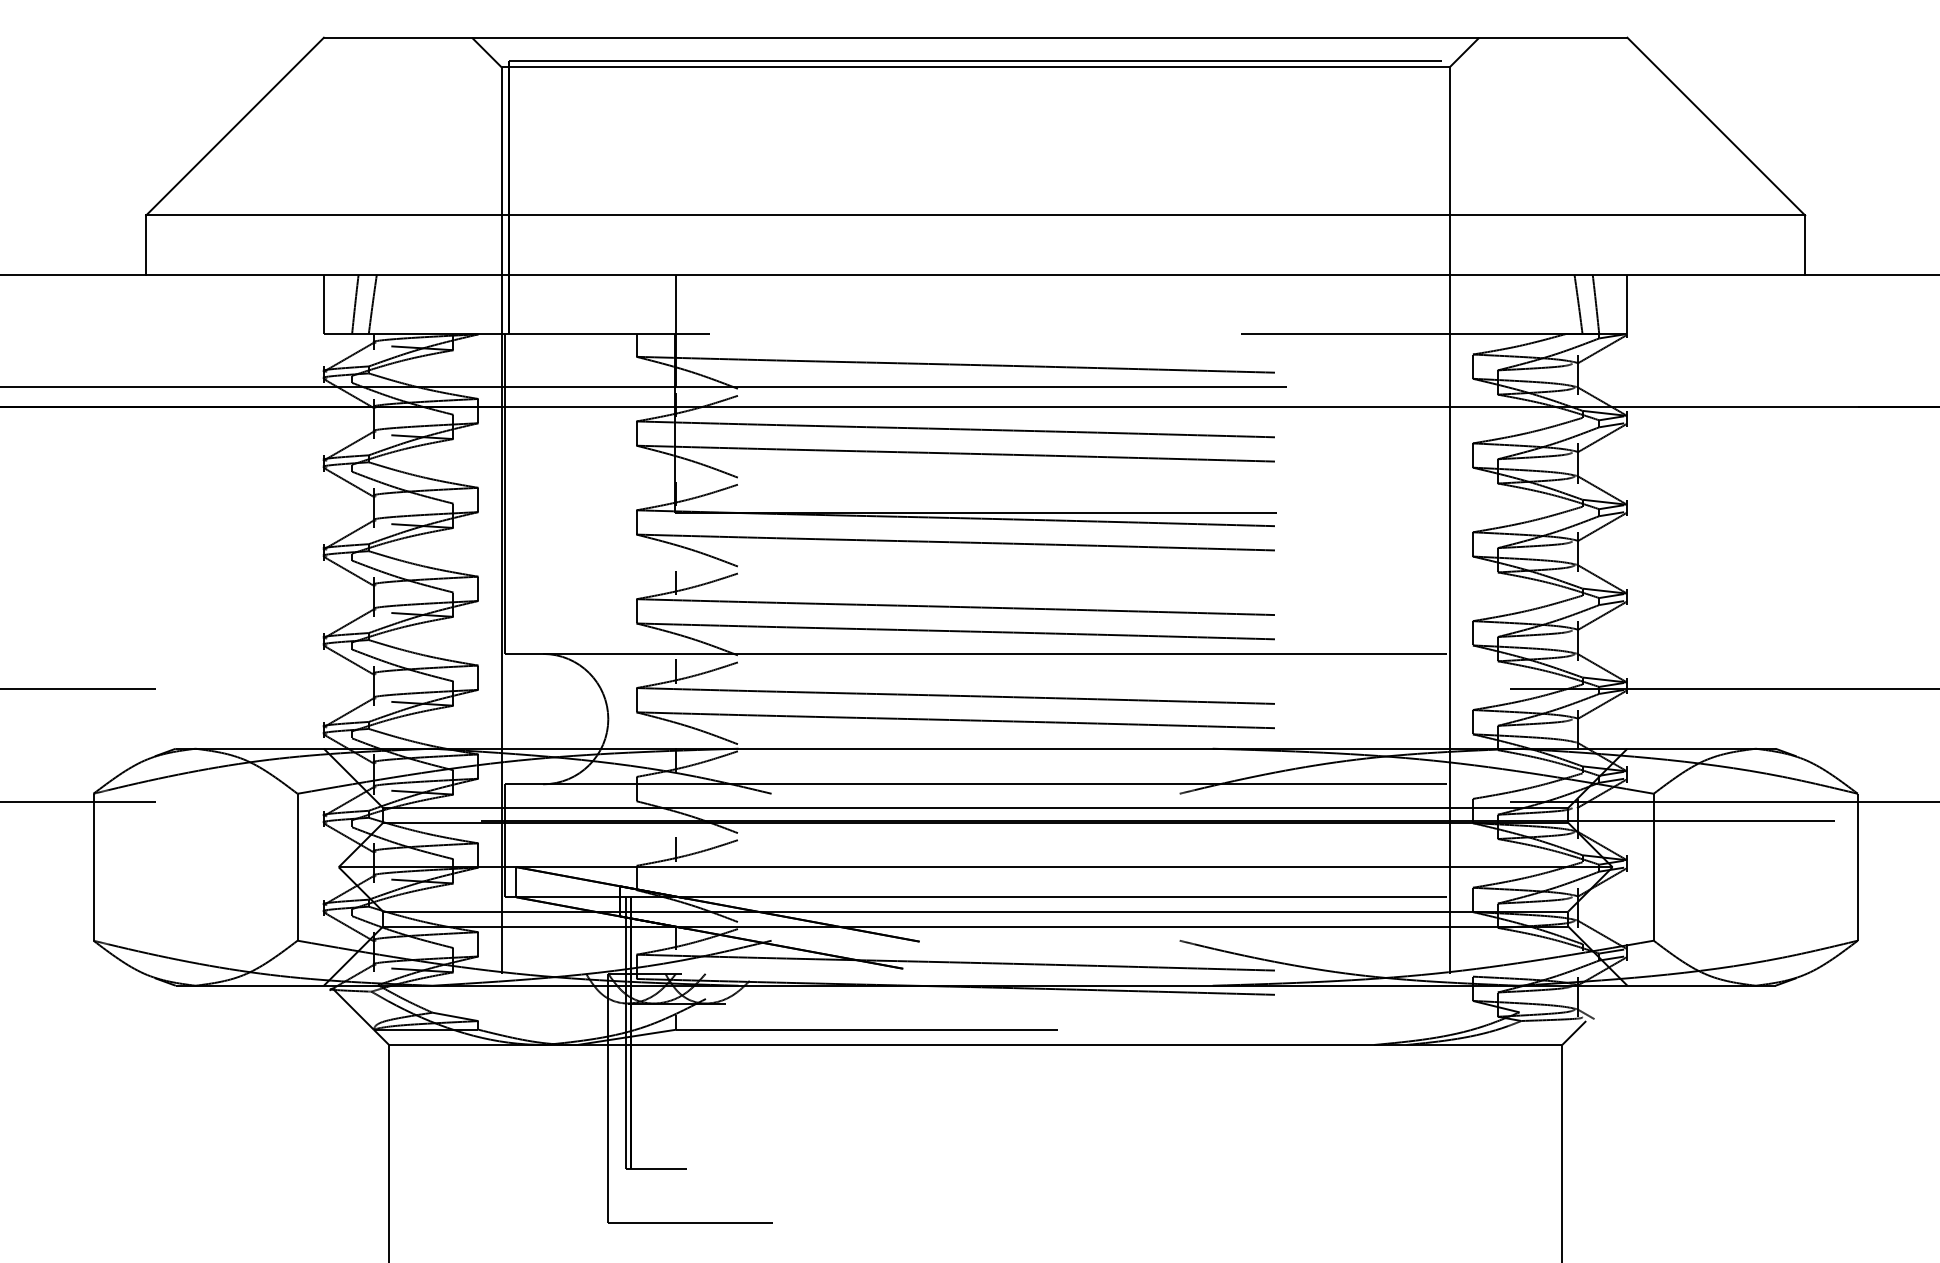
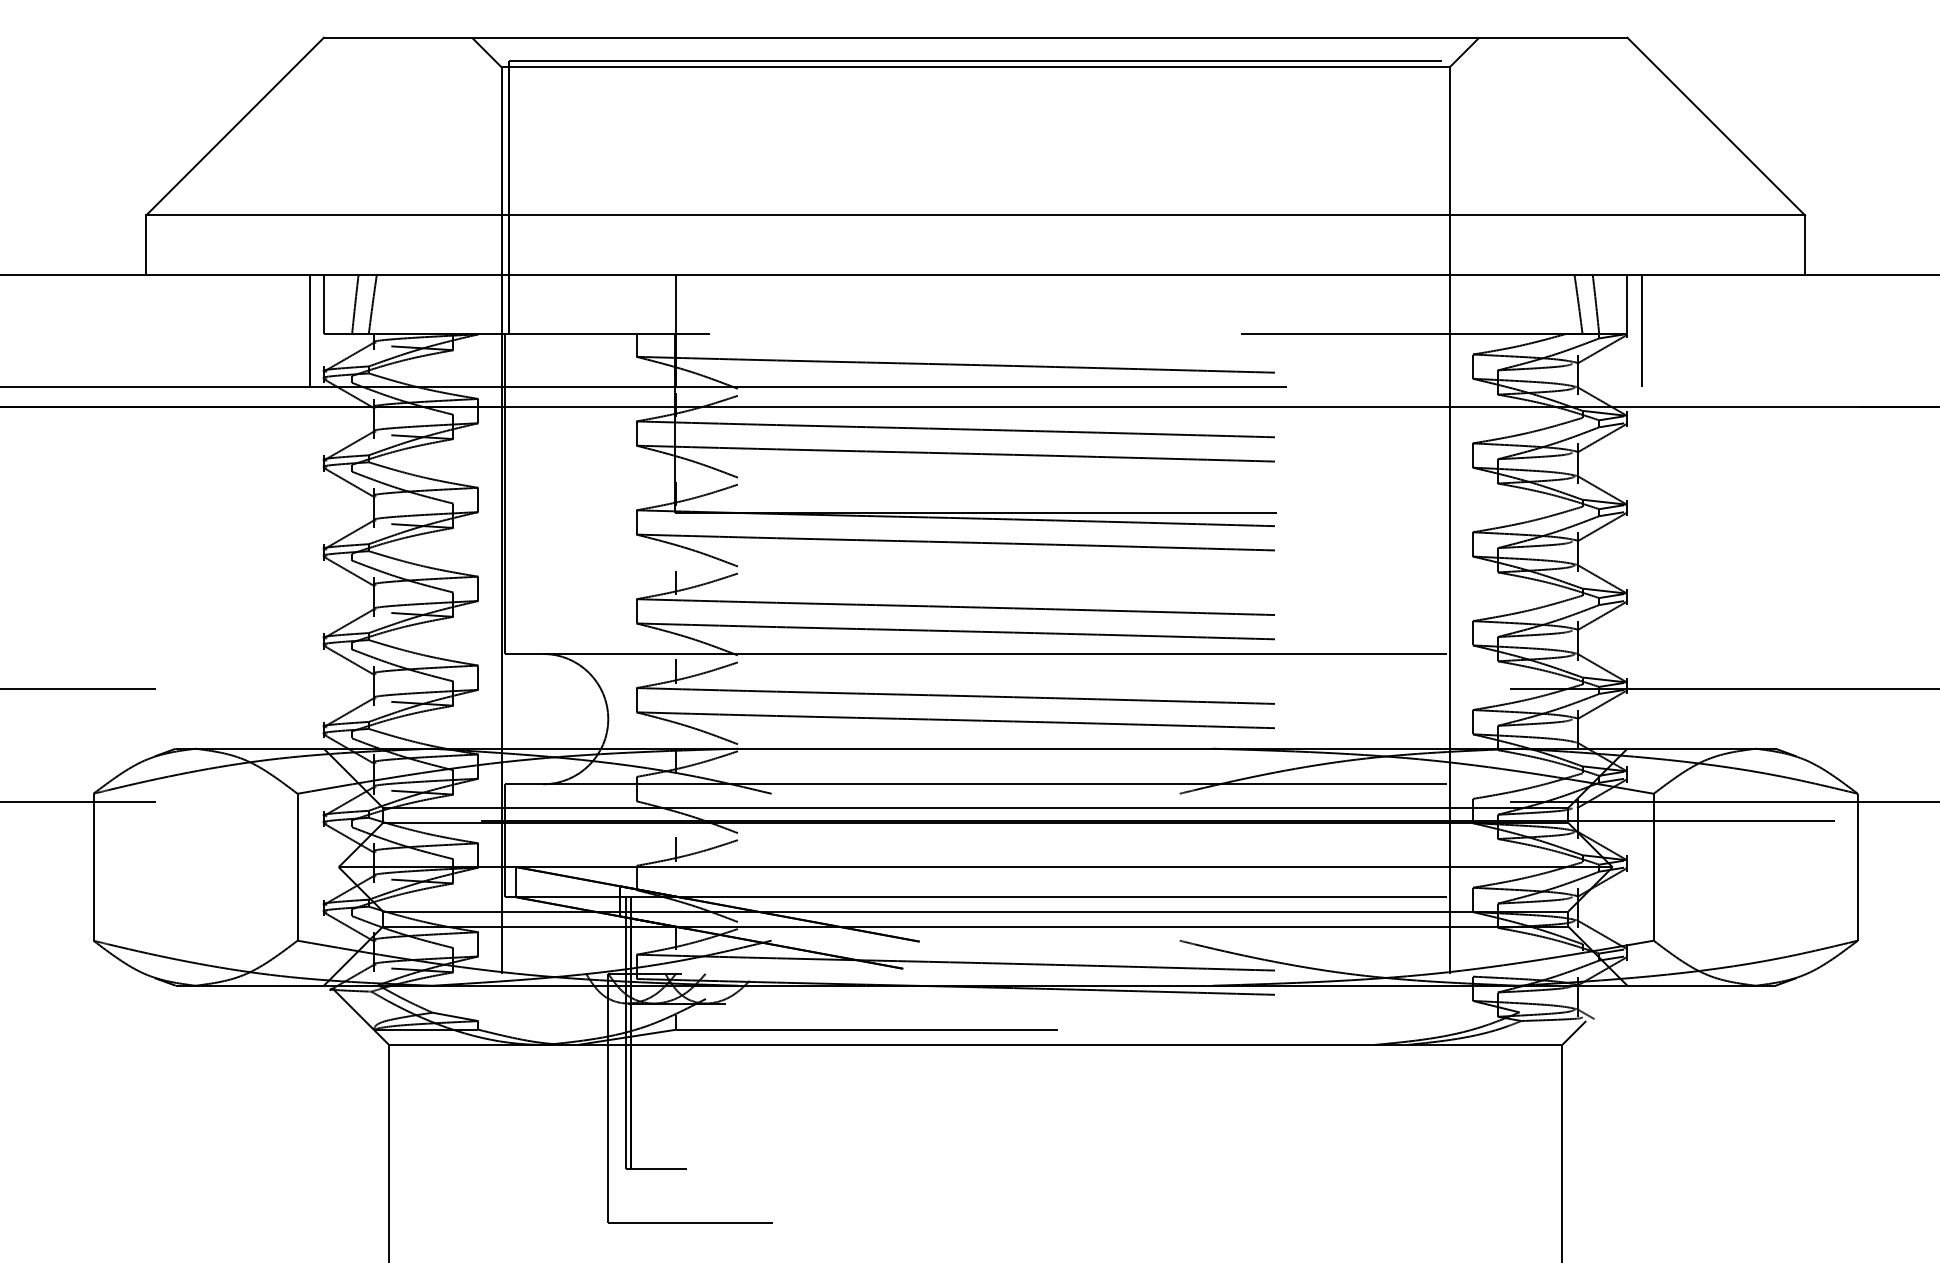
line: none -> present (309, 330)
line: none -> present (1641, 330)
